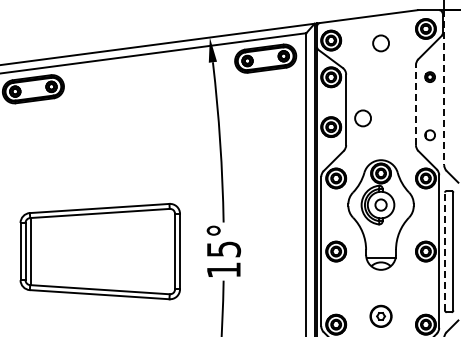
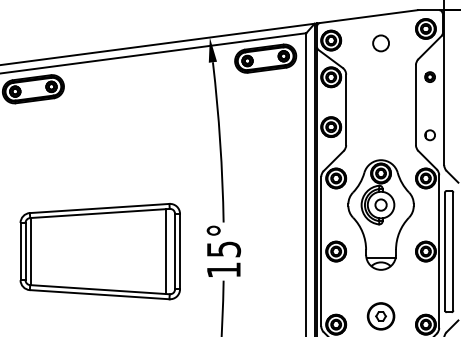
line: dashed -> solid (444, 88)
line: dashed -> solid (415, 105)
circle: present -> none (362, 118)
line: none -> present (165, 251)
line: dashed -> solid (445, 251)
part size: 24x24 px -> 30x29 px (380, 316)
